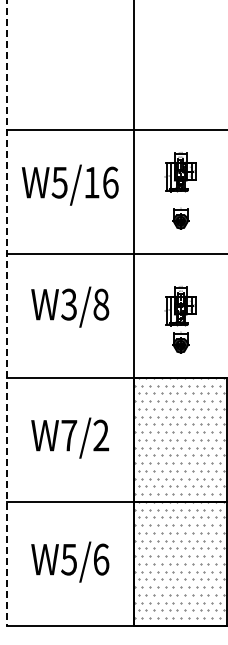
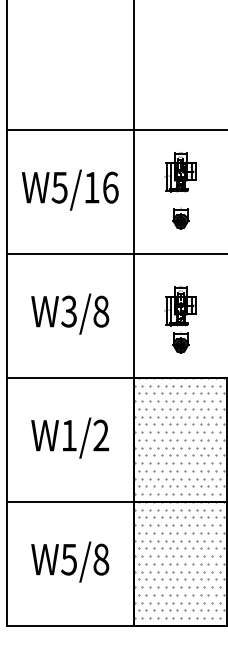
text position: (69, 184) -> (69, 189) (69, 189)
text position: (70, 306) -> (70, 313) (70, 313)
line: dashed -> solid (6, 312)
text: W7/2 -> W1/2 (69, 435)
text: W5/6 -> W5/8 (101, 559)
